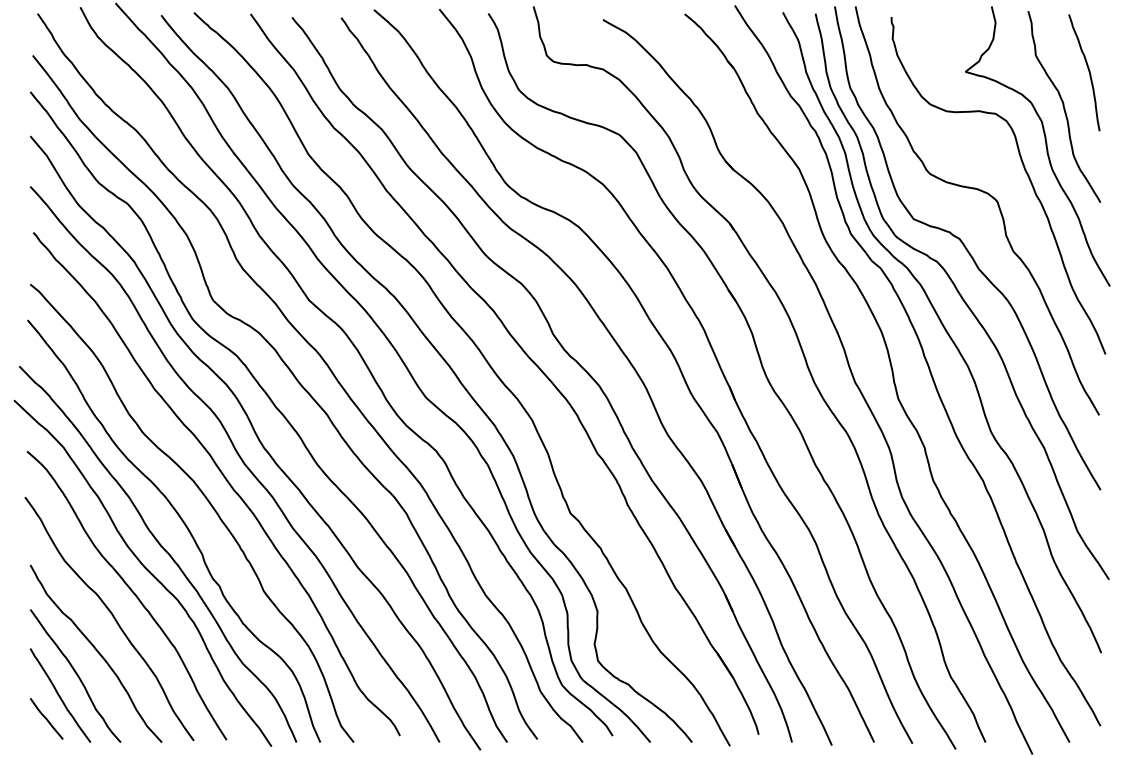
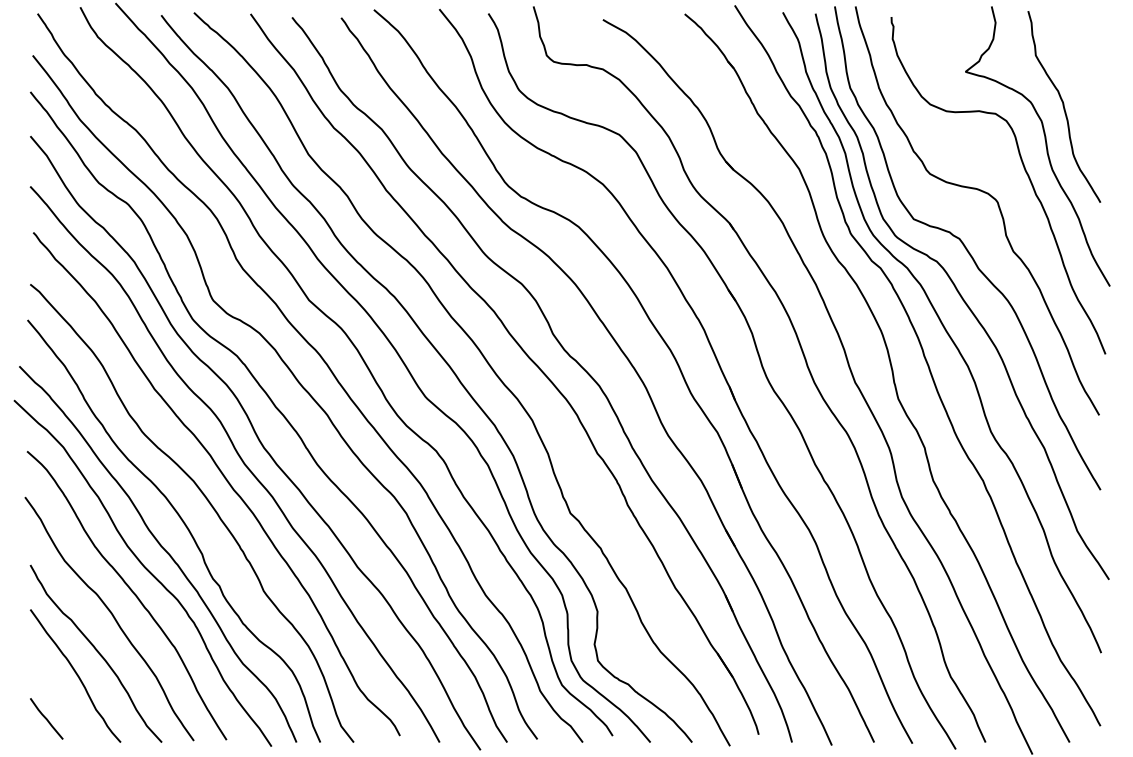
curve: present -> none (1088, 72)
curve: present -> none (60, 695)
